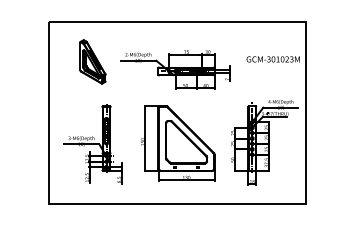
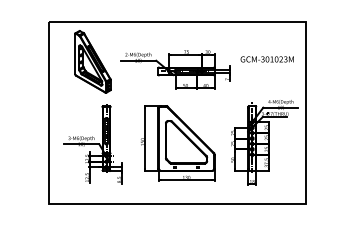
text position: (272, 59) -> (266, 59) (266, 59)
part size: 28x46 px -> 38x64 px (92, 61)
